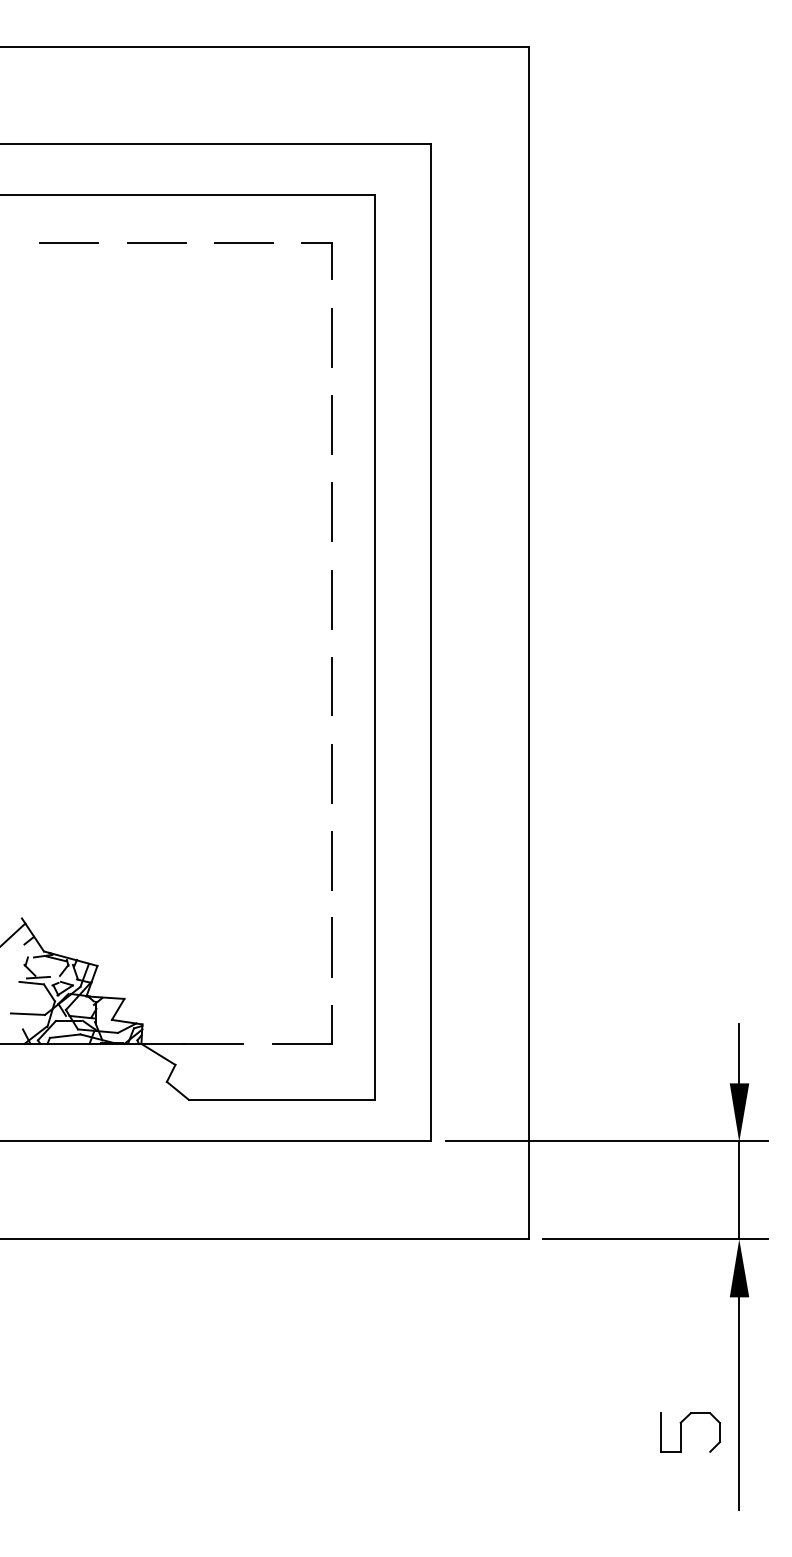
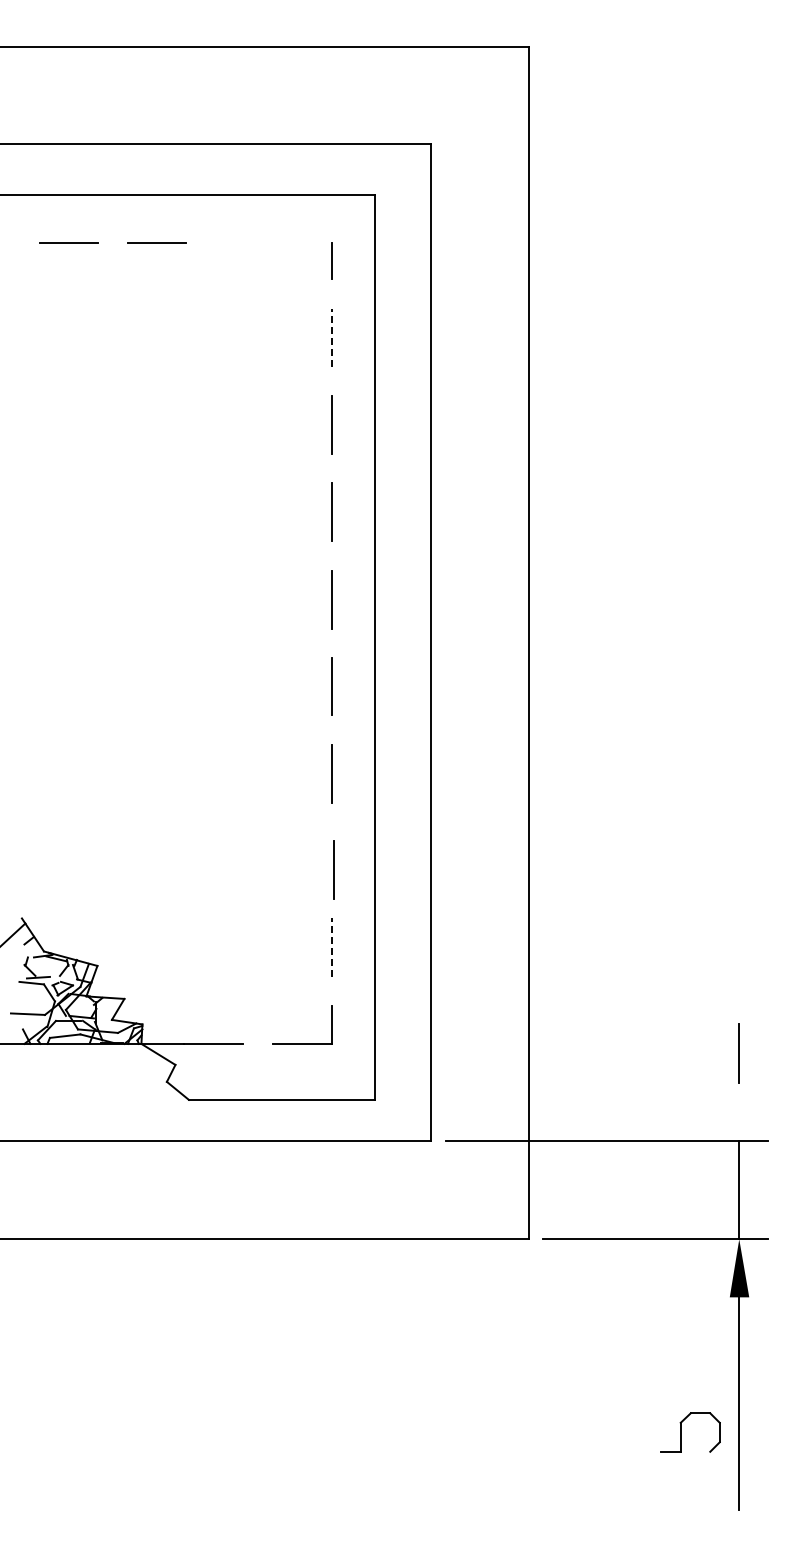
line: present -> none (243, 242)
line: present -> none (316, 242)
line: solid -> dashed (332, 337)
line position: (331, 860) -> (333, 869) (333, 869)
line: solid -> dashed (332, 947)
fill: present -> none (739, 1112)
line: present -> none (661, 1432)
